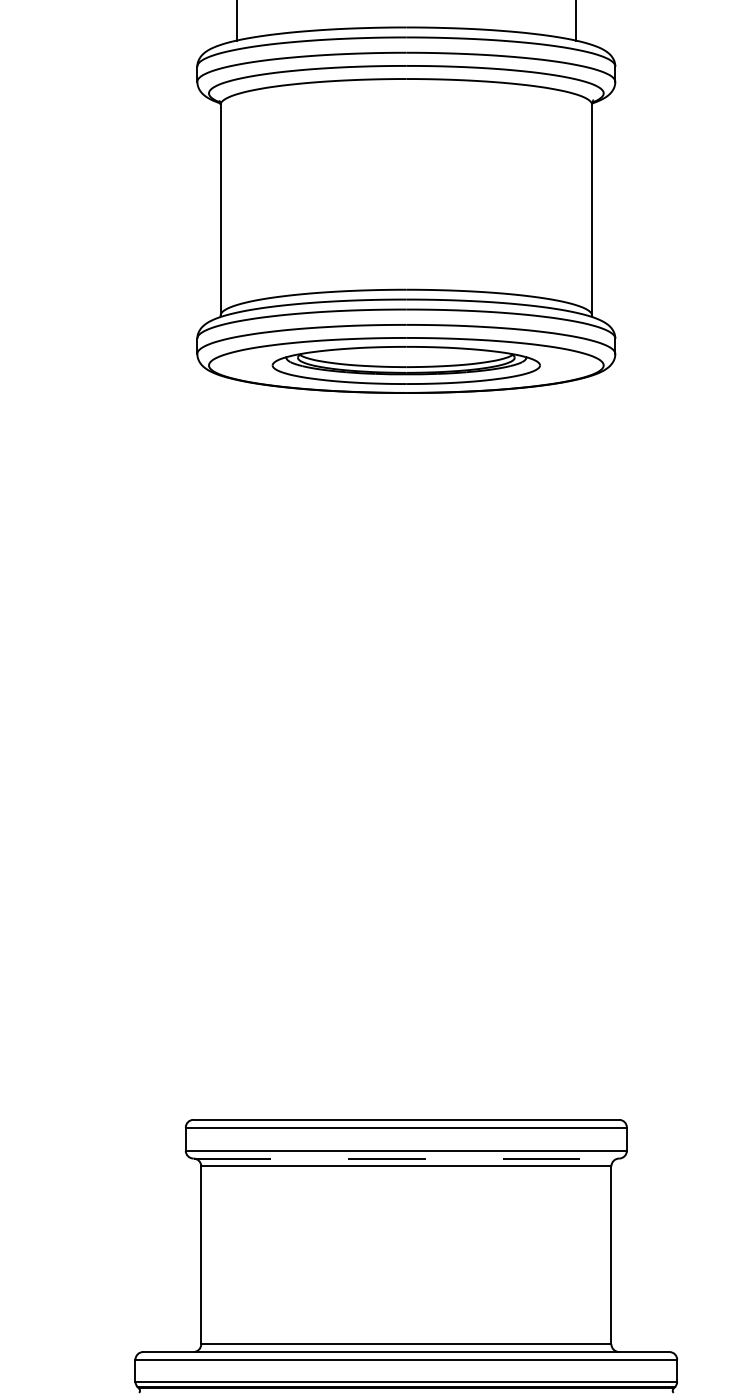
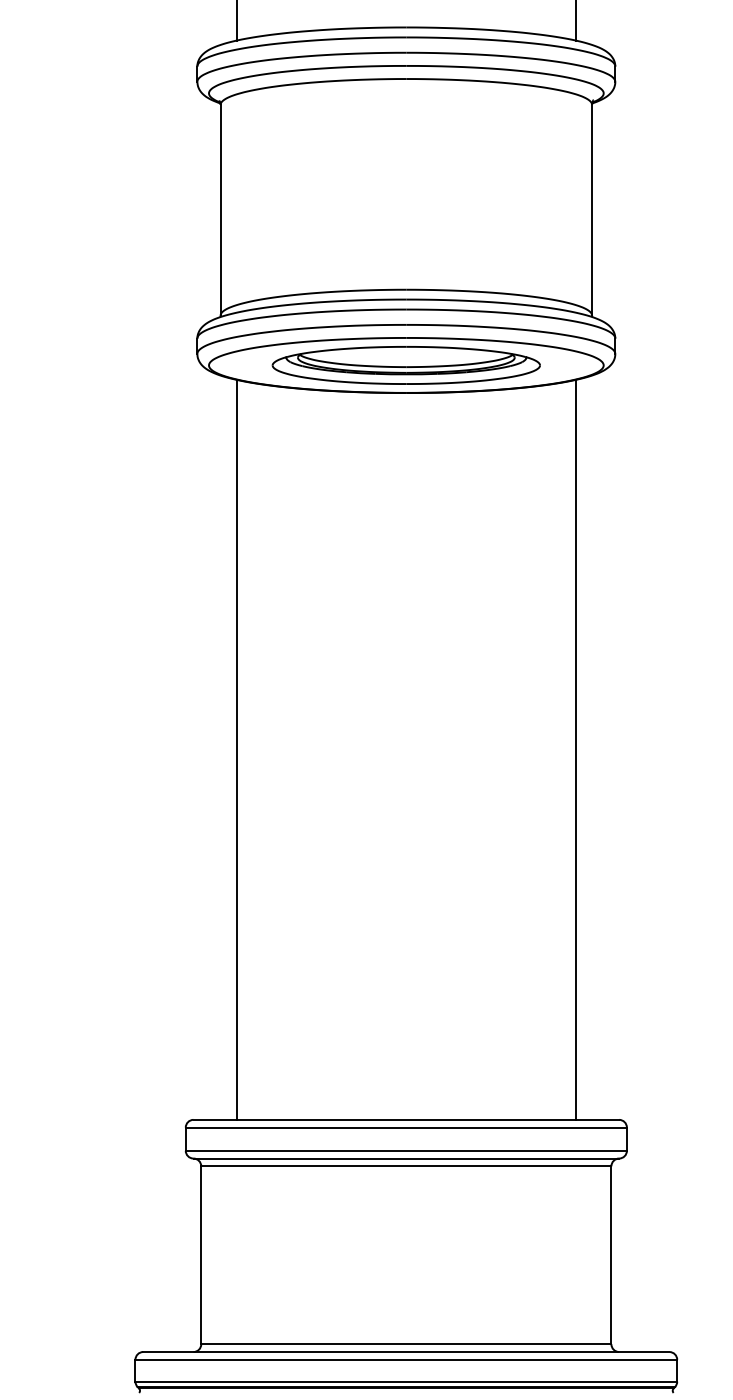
line: none -> present (237, 749)
line: none -> present (575, 749)
line: dashed -> solid (406, 1158)
